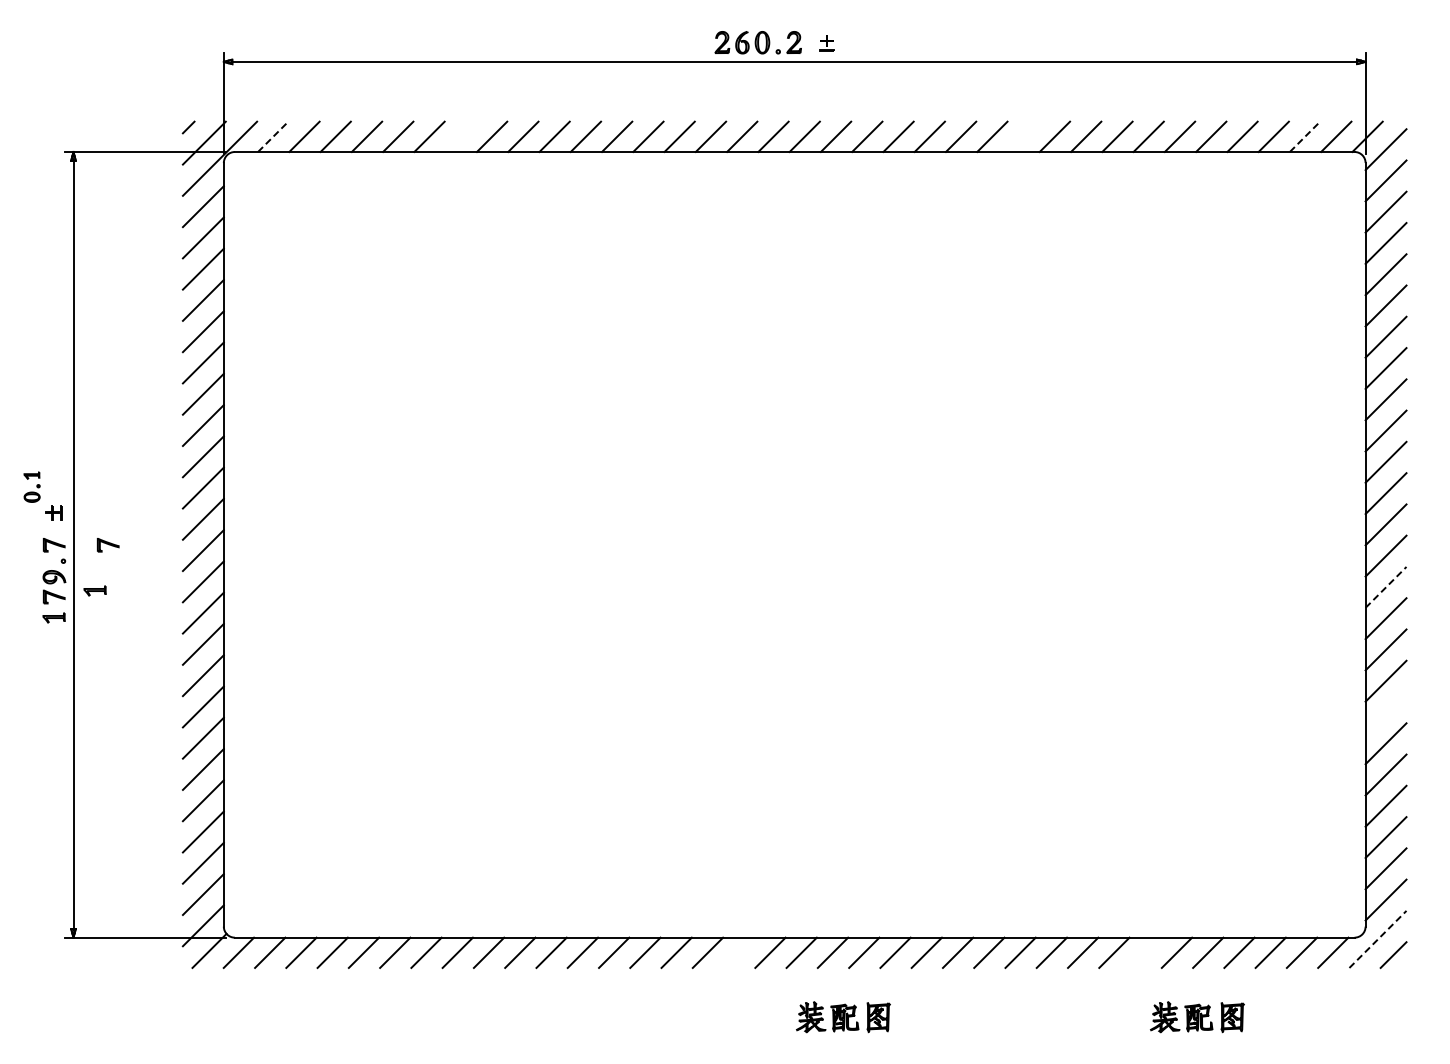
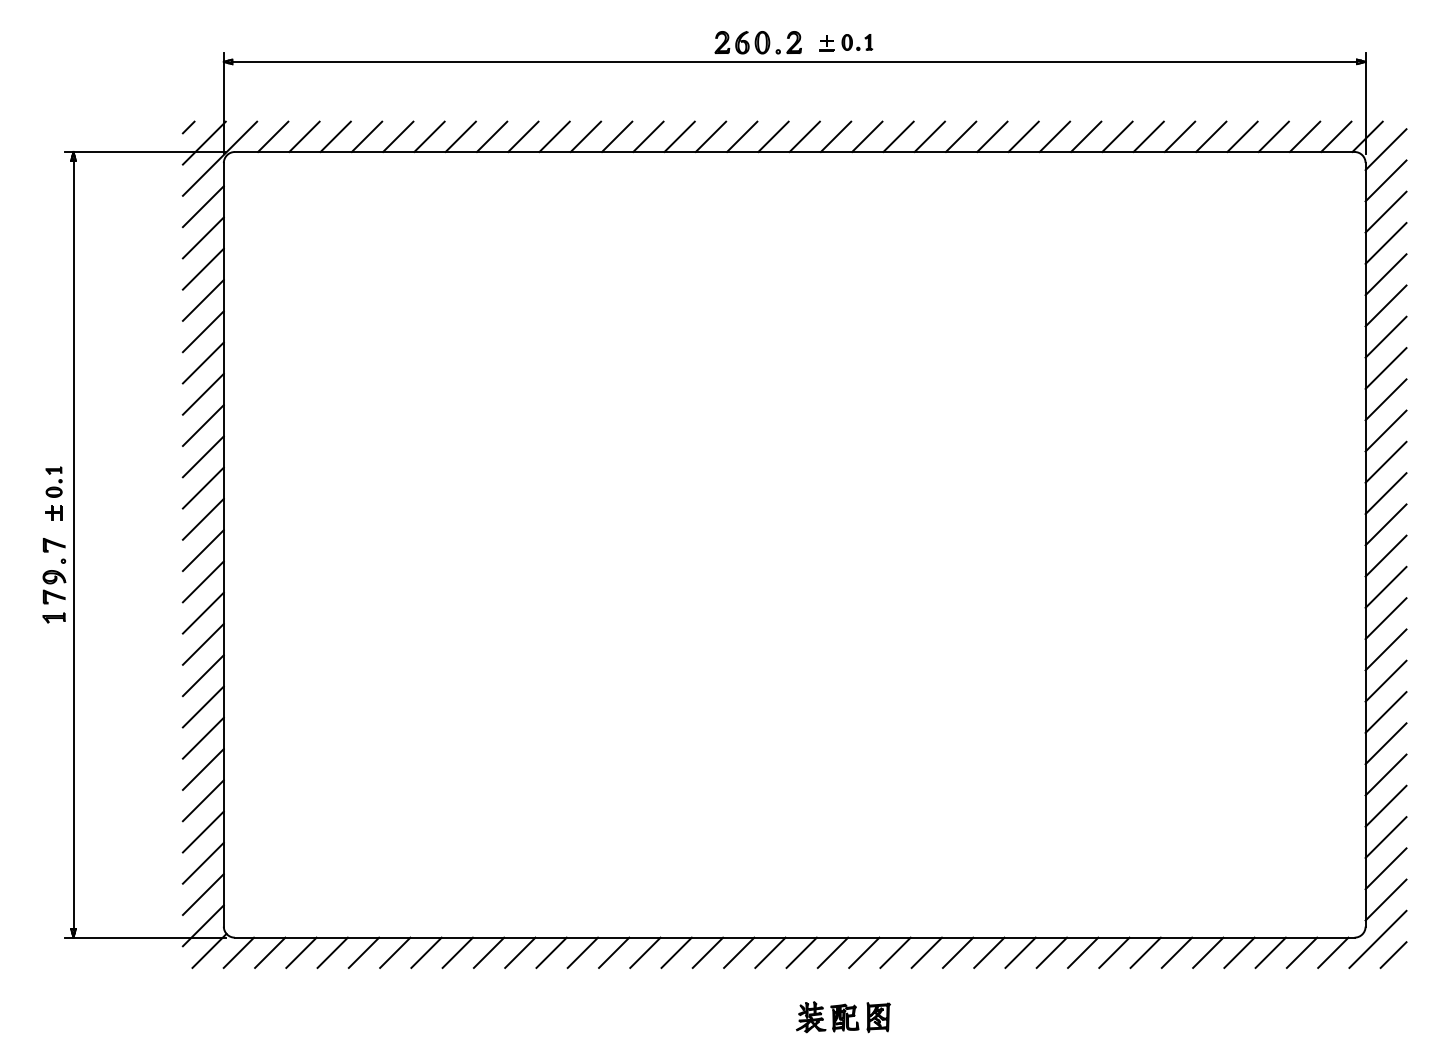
part: none -> present (857, 42)
line: dashed -> solid (273, 136)
line: none -> present (460, 136)
line: none -> present (1023, 136)
line: dashed -> solid (1305, 136)
part position: (31, 486) -> (53, 481) (53, 481)
part: present -> none (107, 545)
line: dashed -> solid (1386, 587)
part: present -> none (94, 590)
line: none -> present (1385, 712)
line: dashed -> solid (1378, 939)
line: none -> present (739, 952)
line: none -> present (1145, 952)
part: present -> none (1197, 1017)
